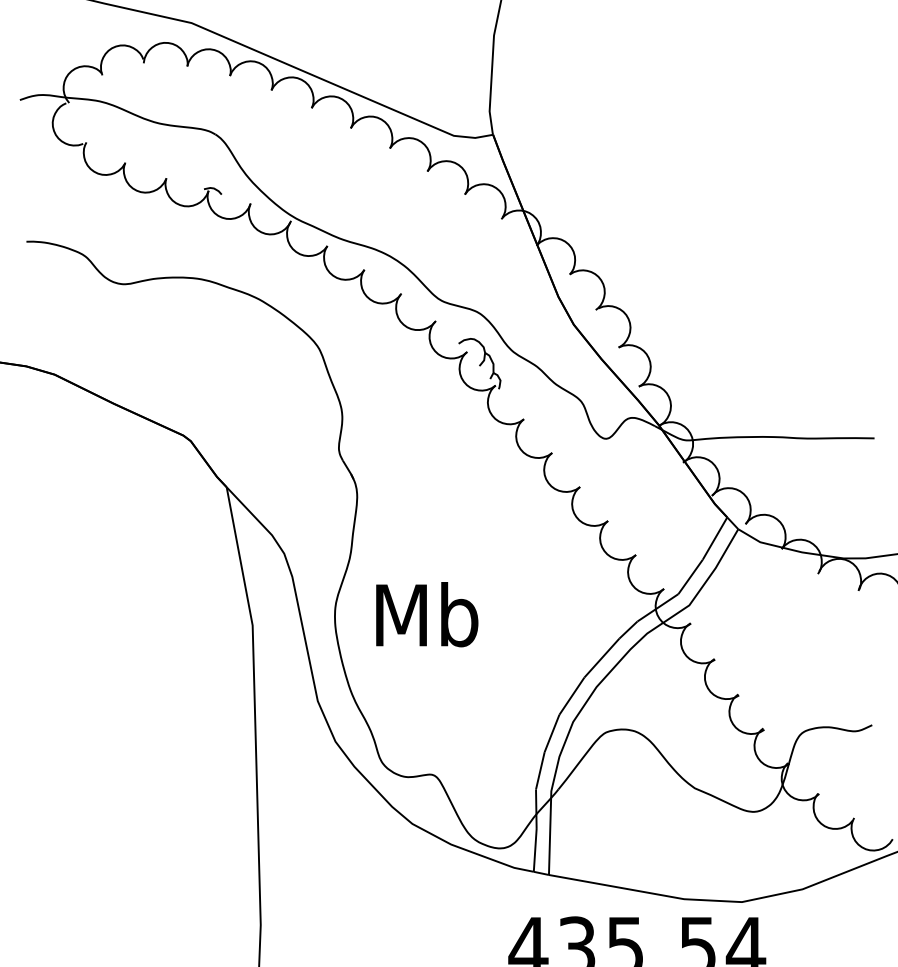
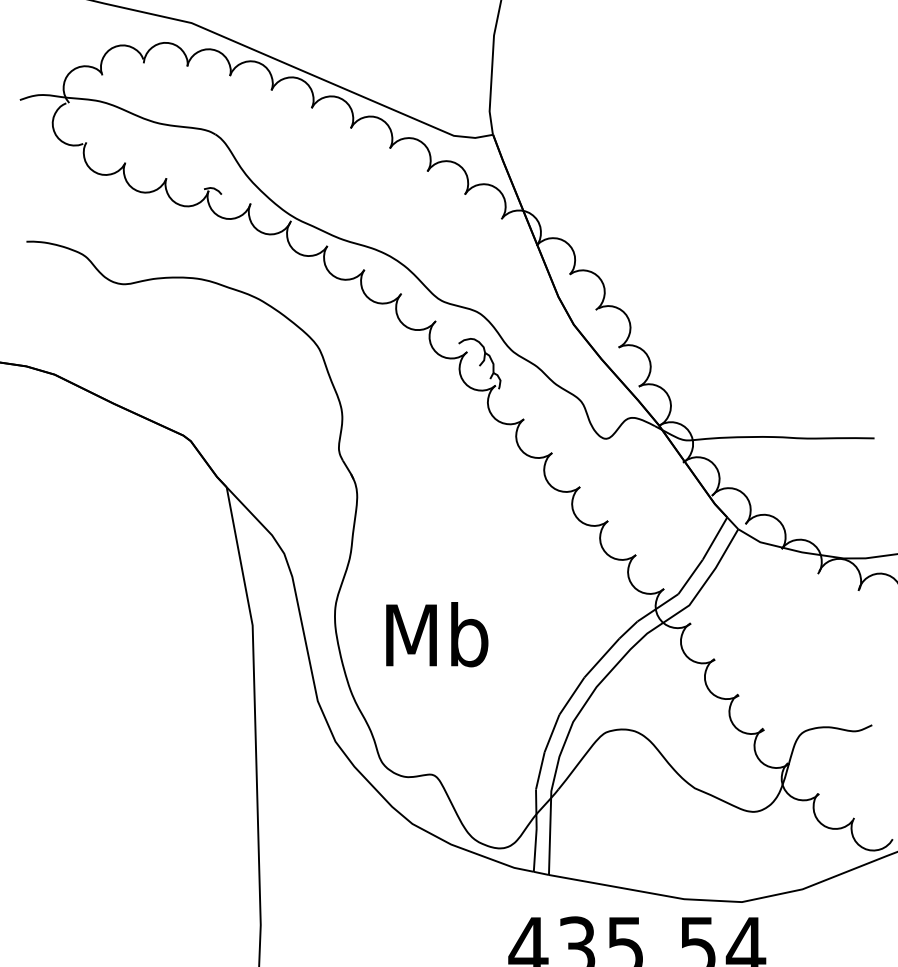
text position: (427, 614) -> (437, 634) (437, 634)
